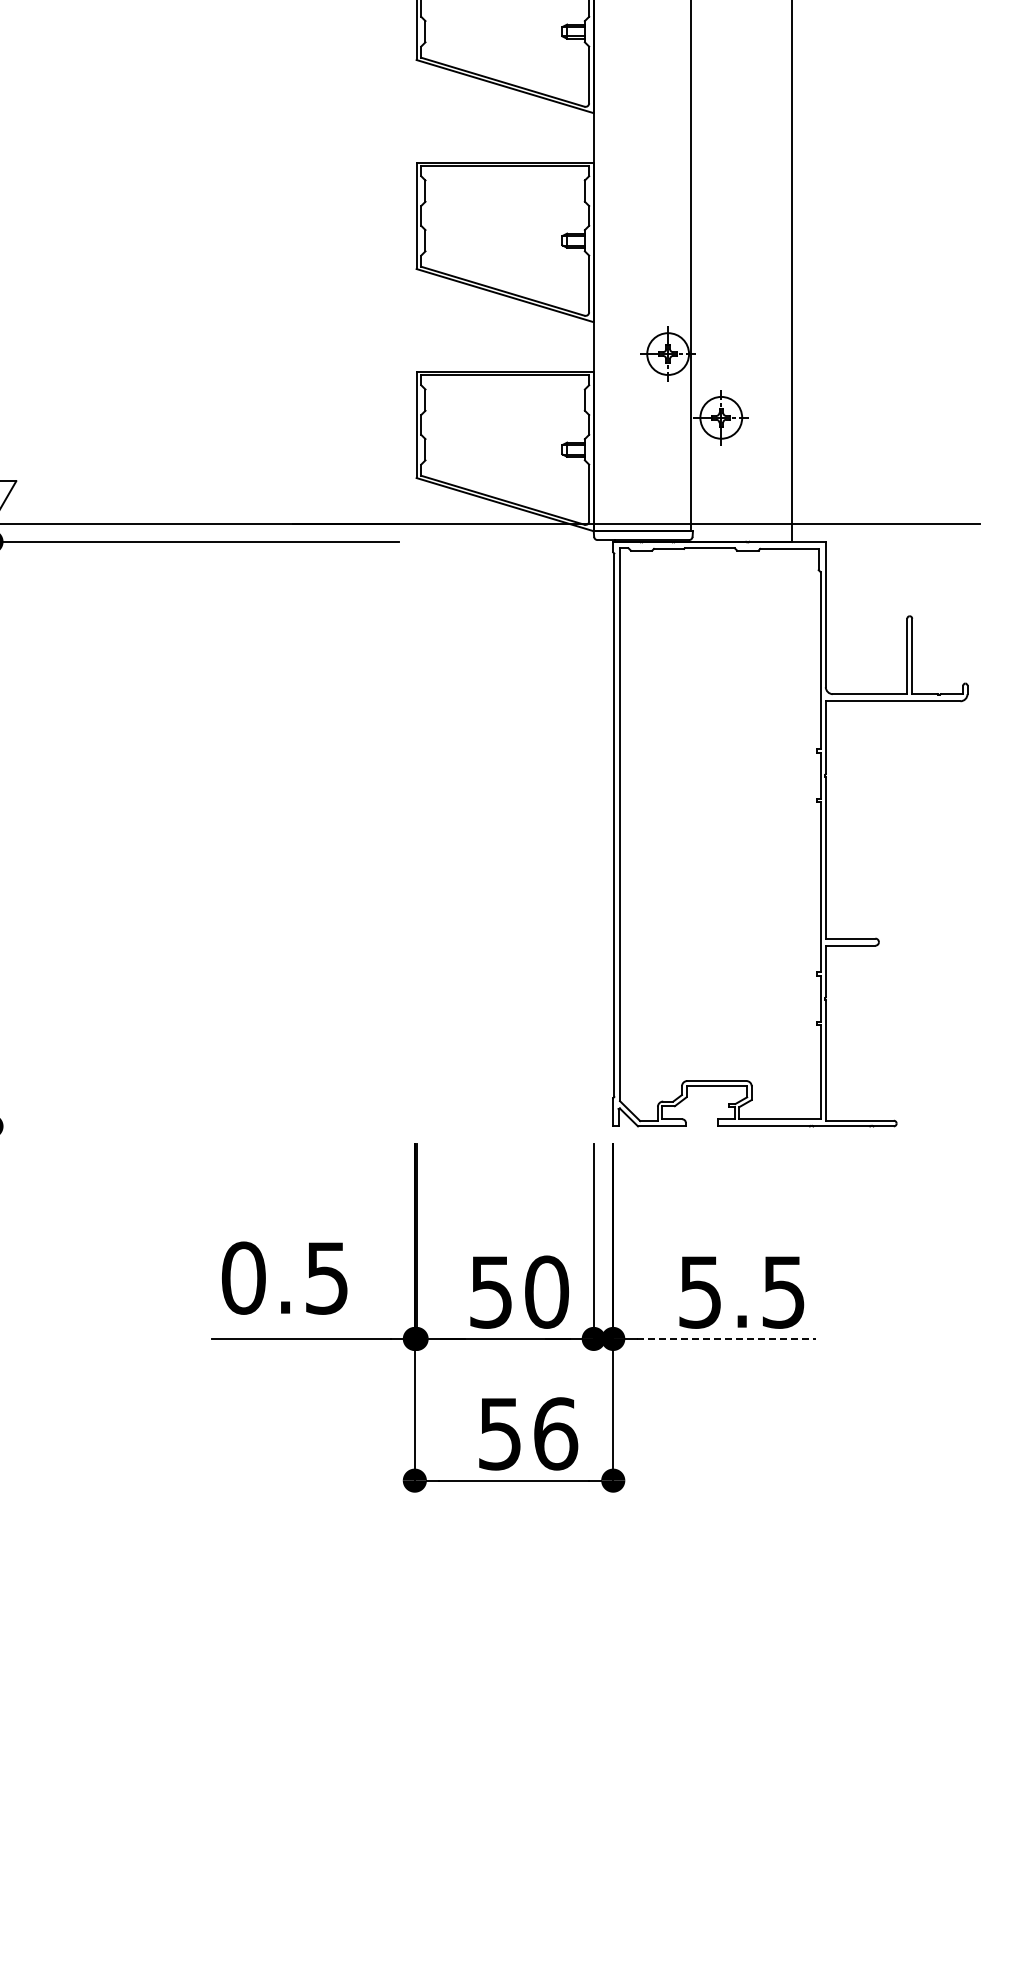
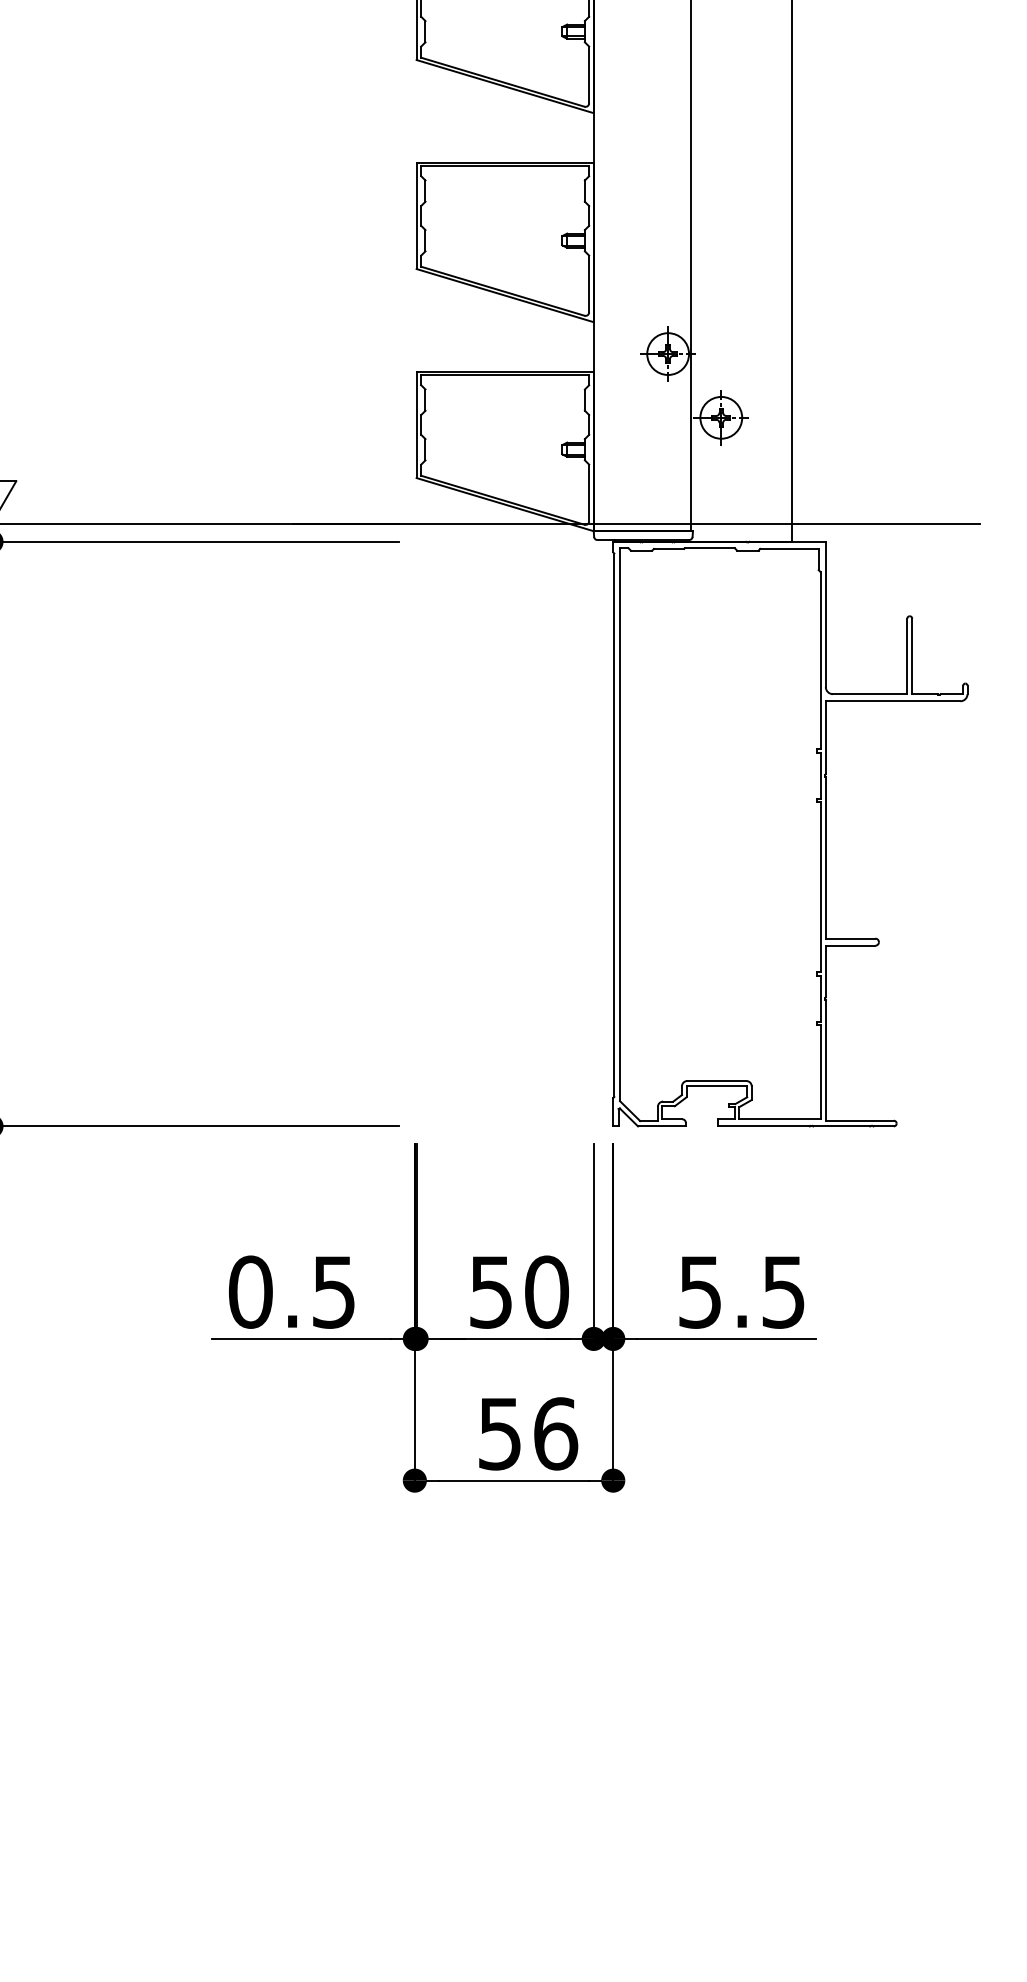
line: none -> present (200, 1126)
text position: (284, 1277) -> (291, 1291) (291, 1291)
line: dashed -> solid (726, 1338)
